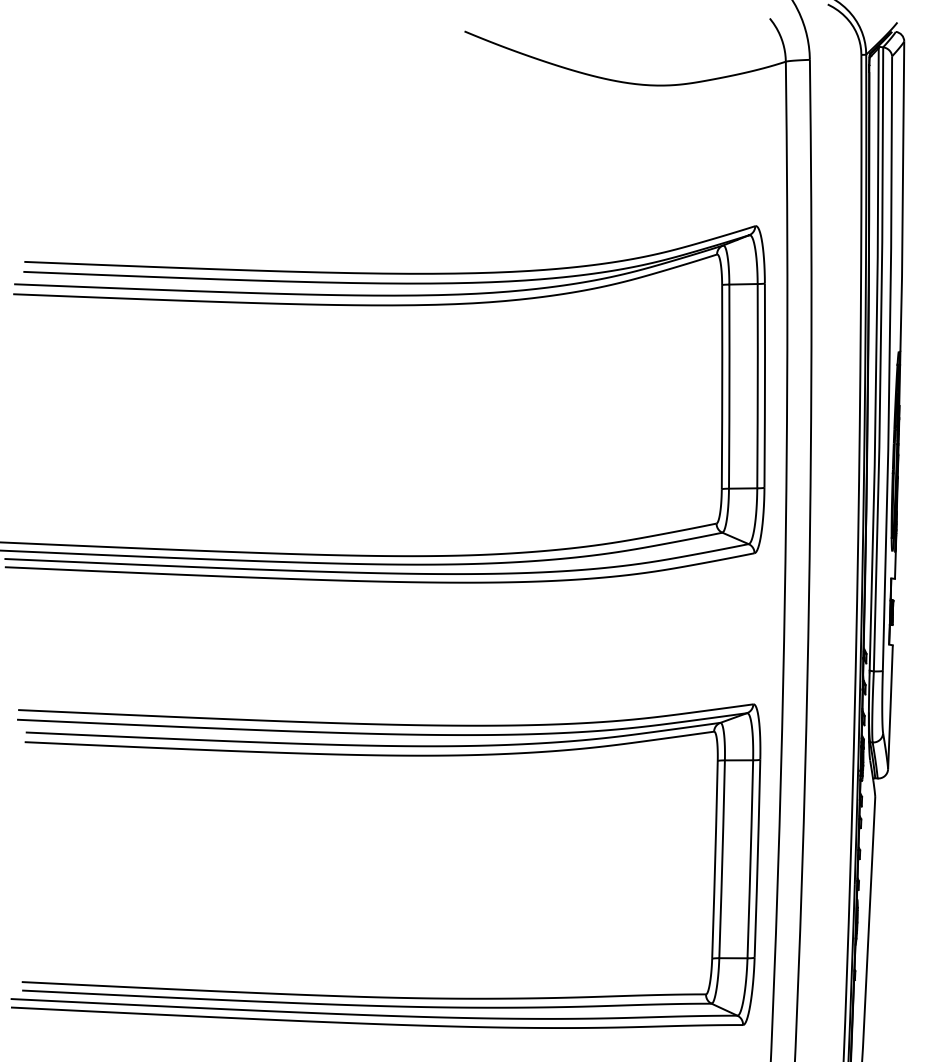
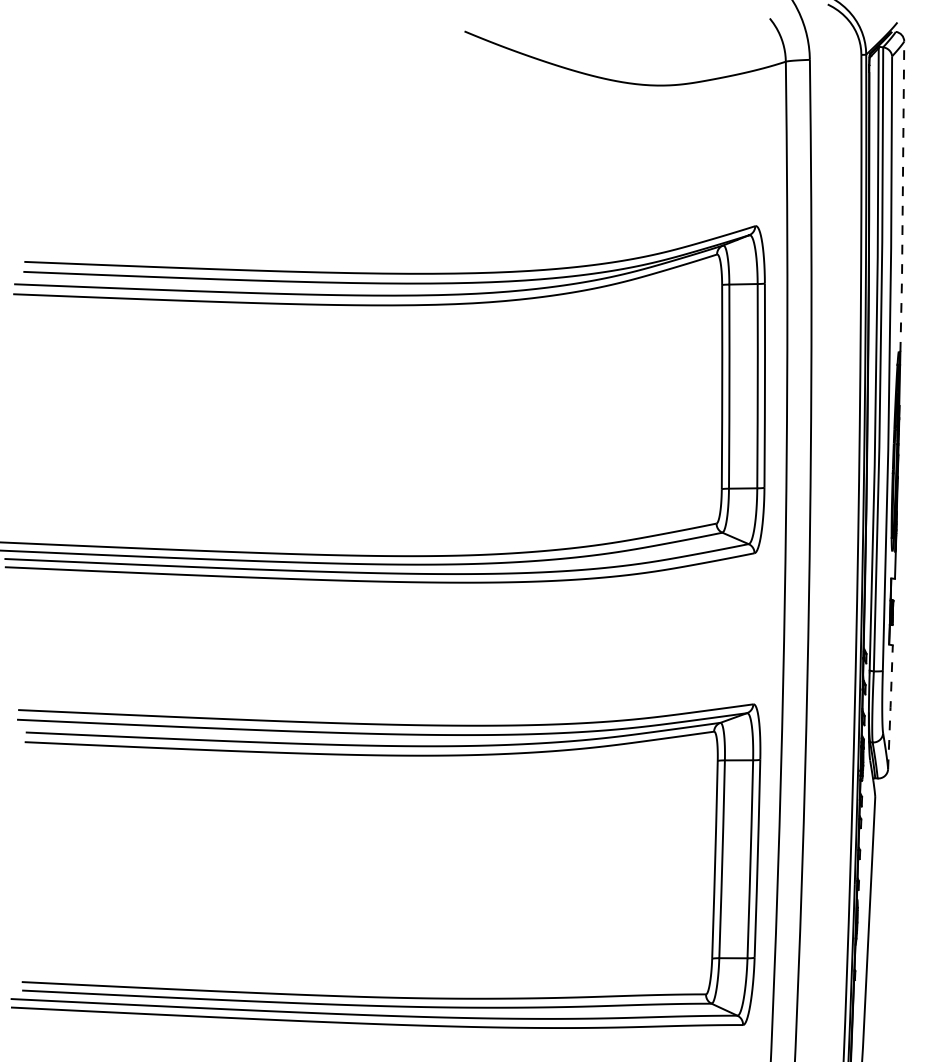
line: solid -> dashed (902, 196)
line: solid -> dashed (890, 707)
